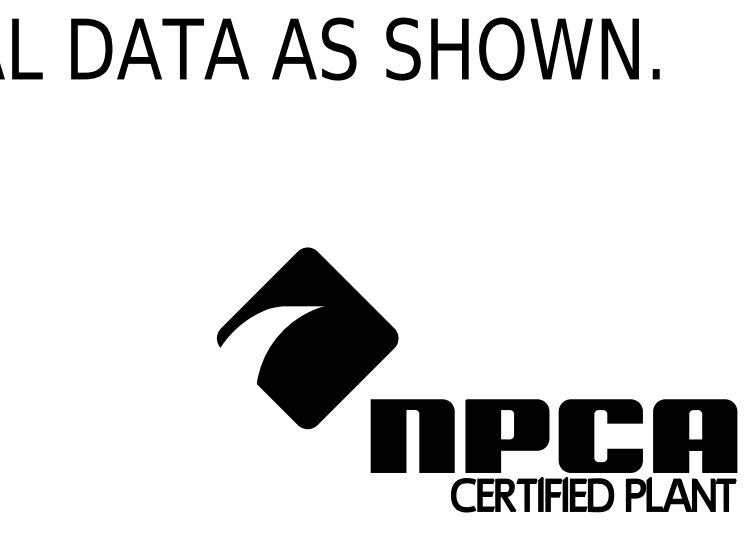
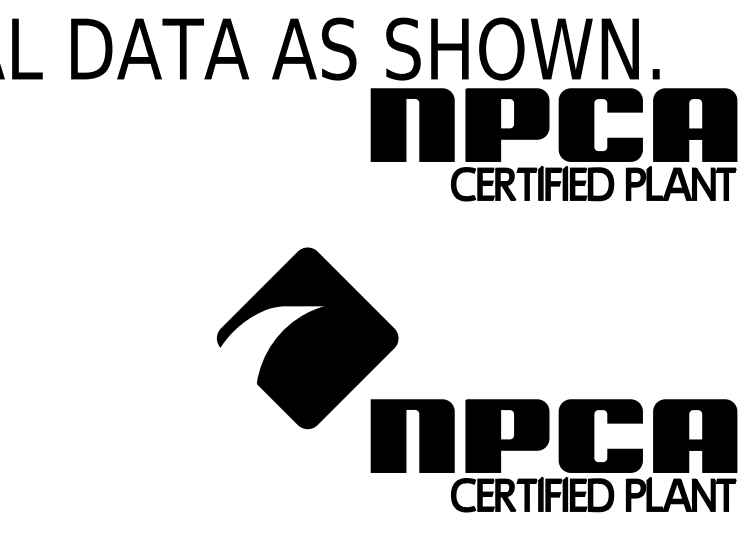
part: none -> present (553, 144)
